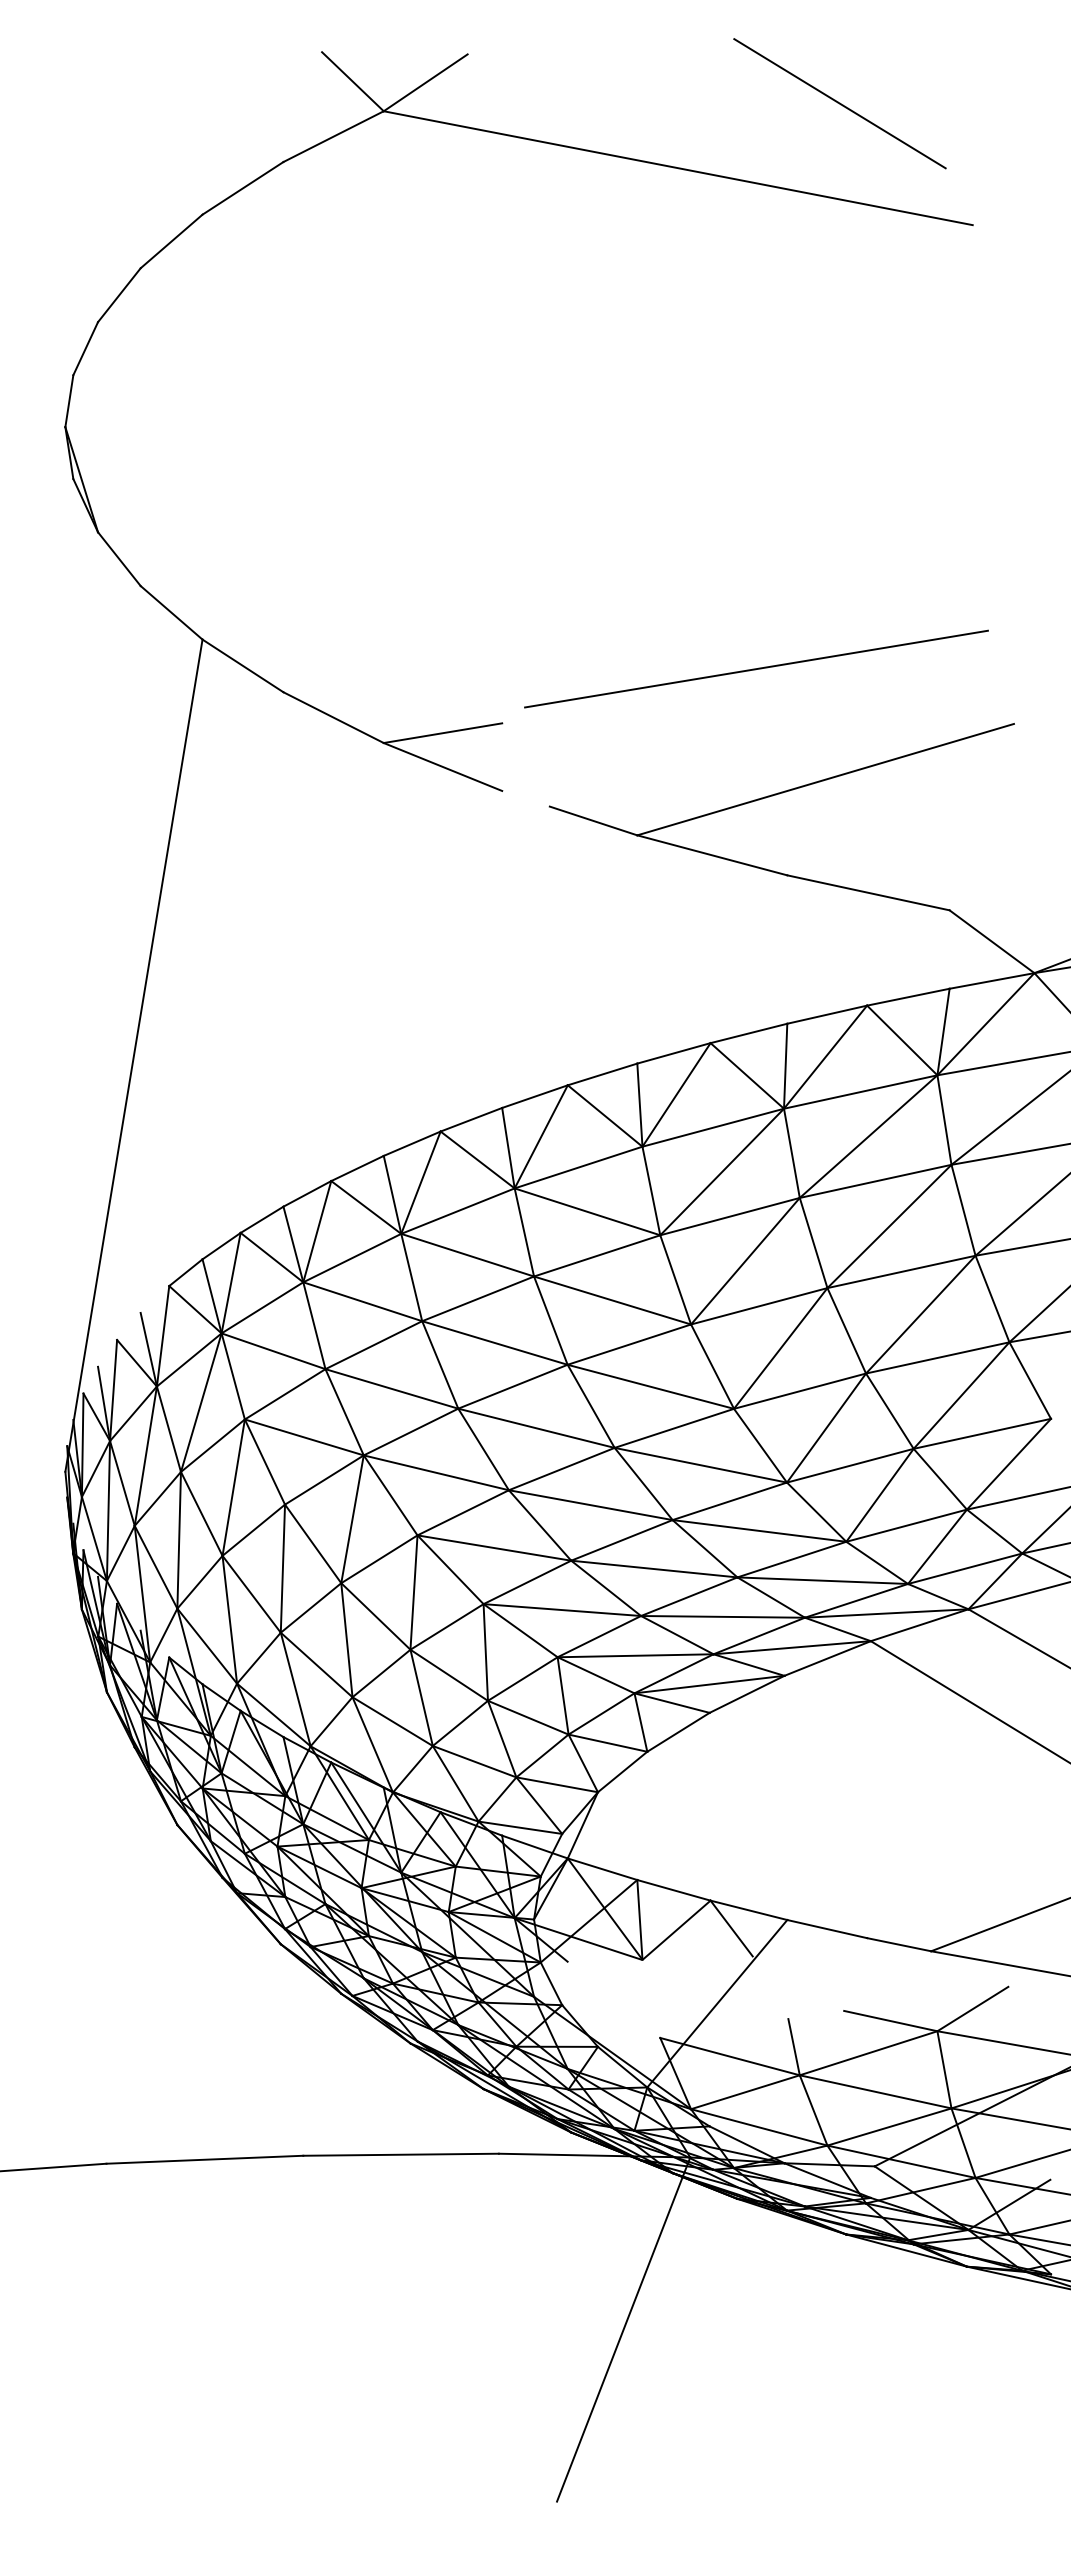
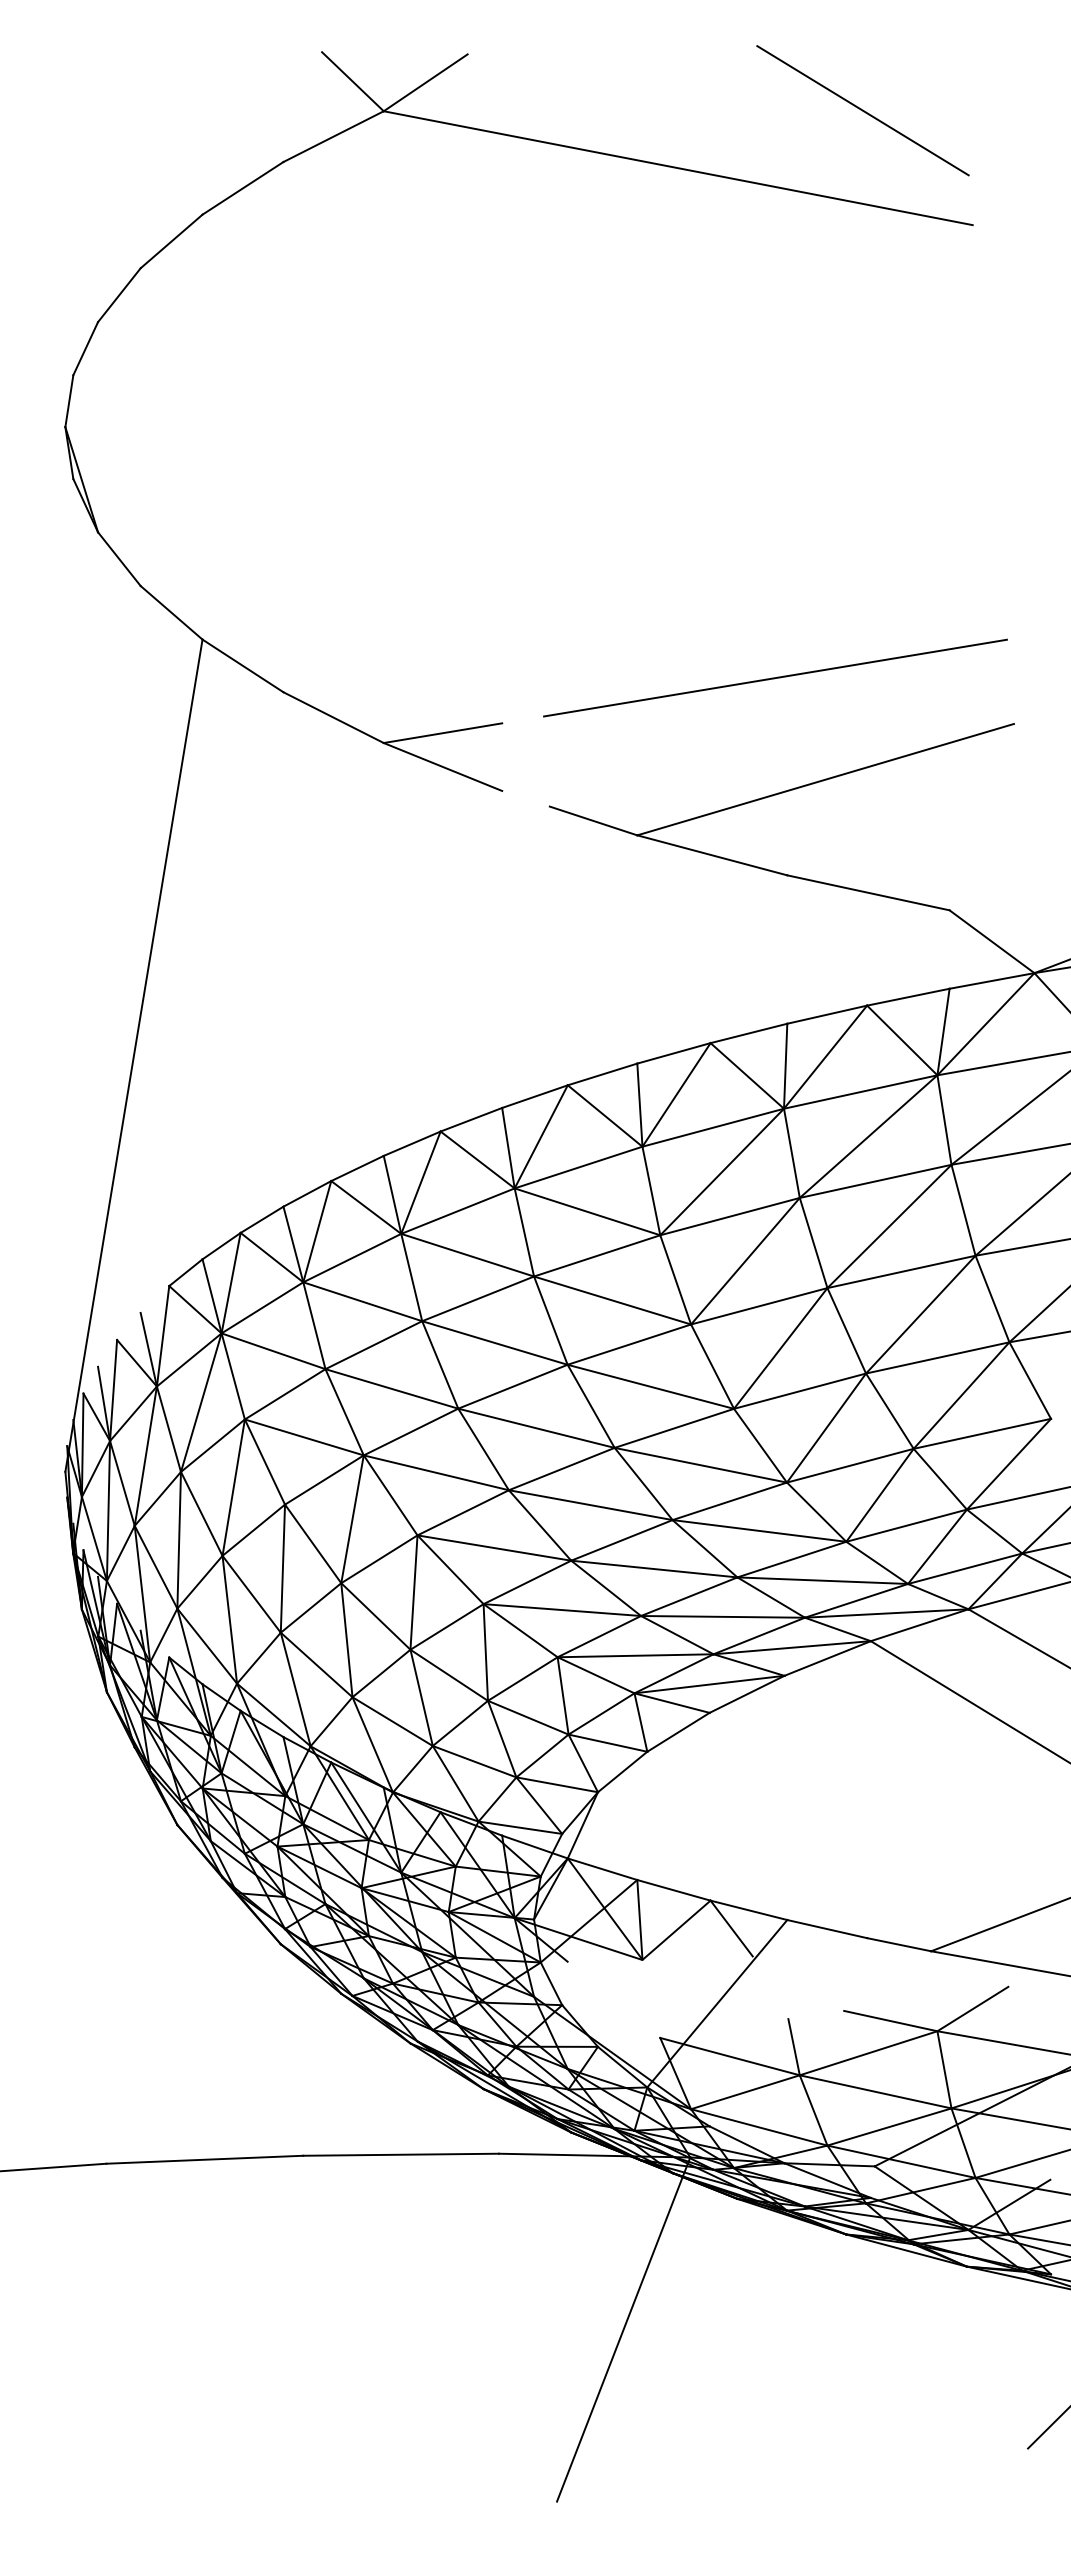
line position: (839, 103) -> (862, 110) (862, 110)
line position: (756, 668) -> (775, 677) (775, 677)
line: none -> present (1047, 2428)
